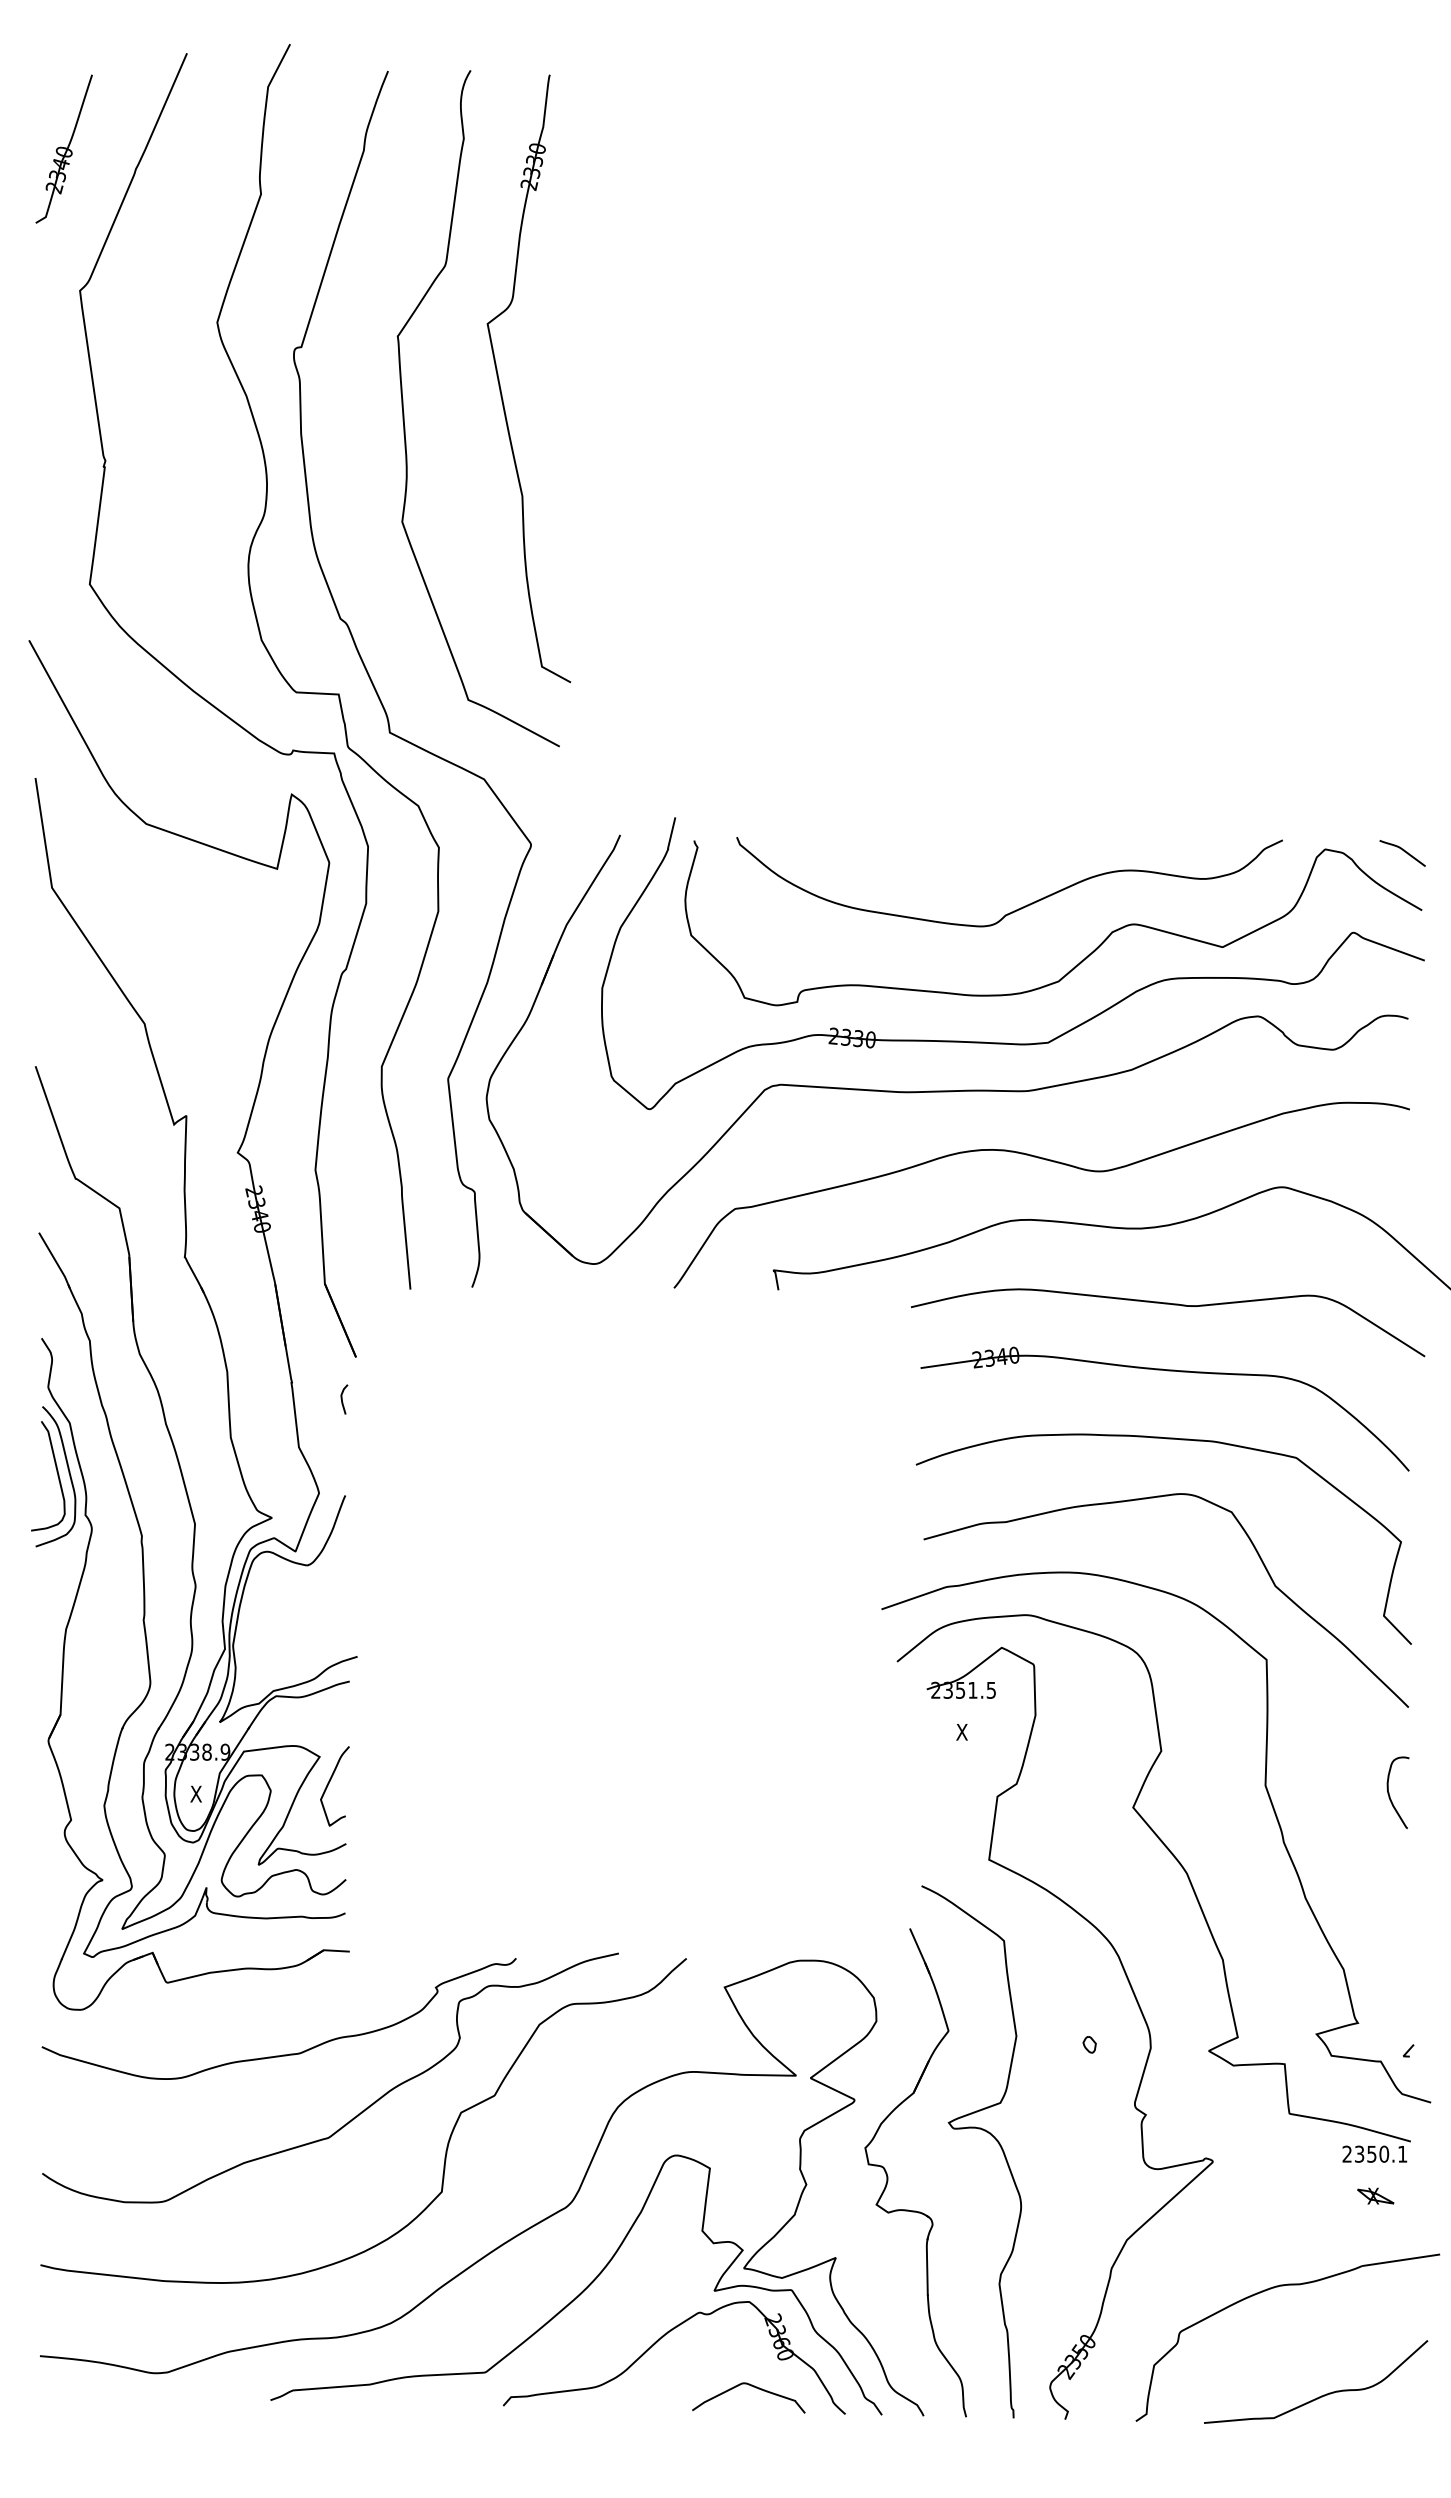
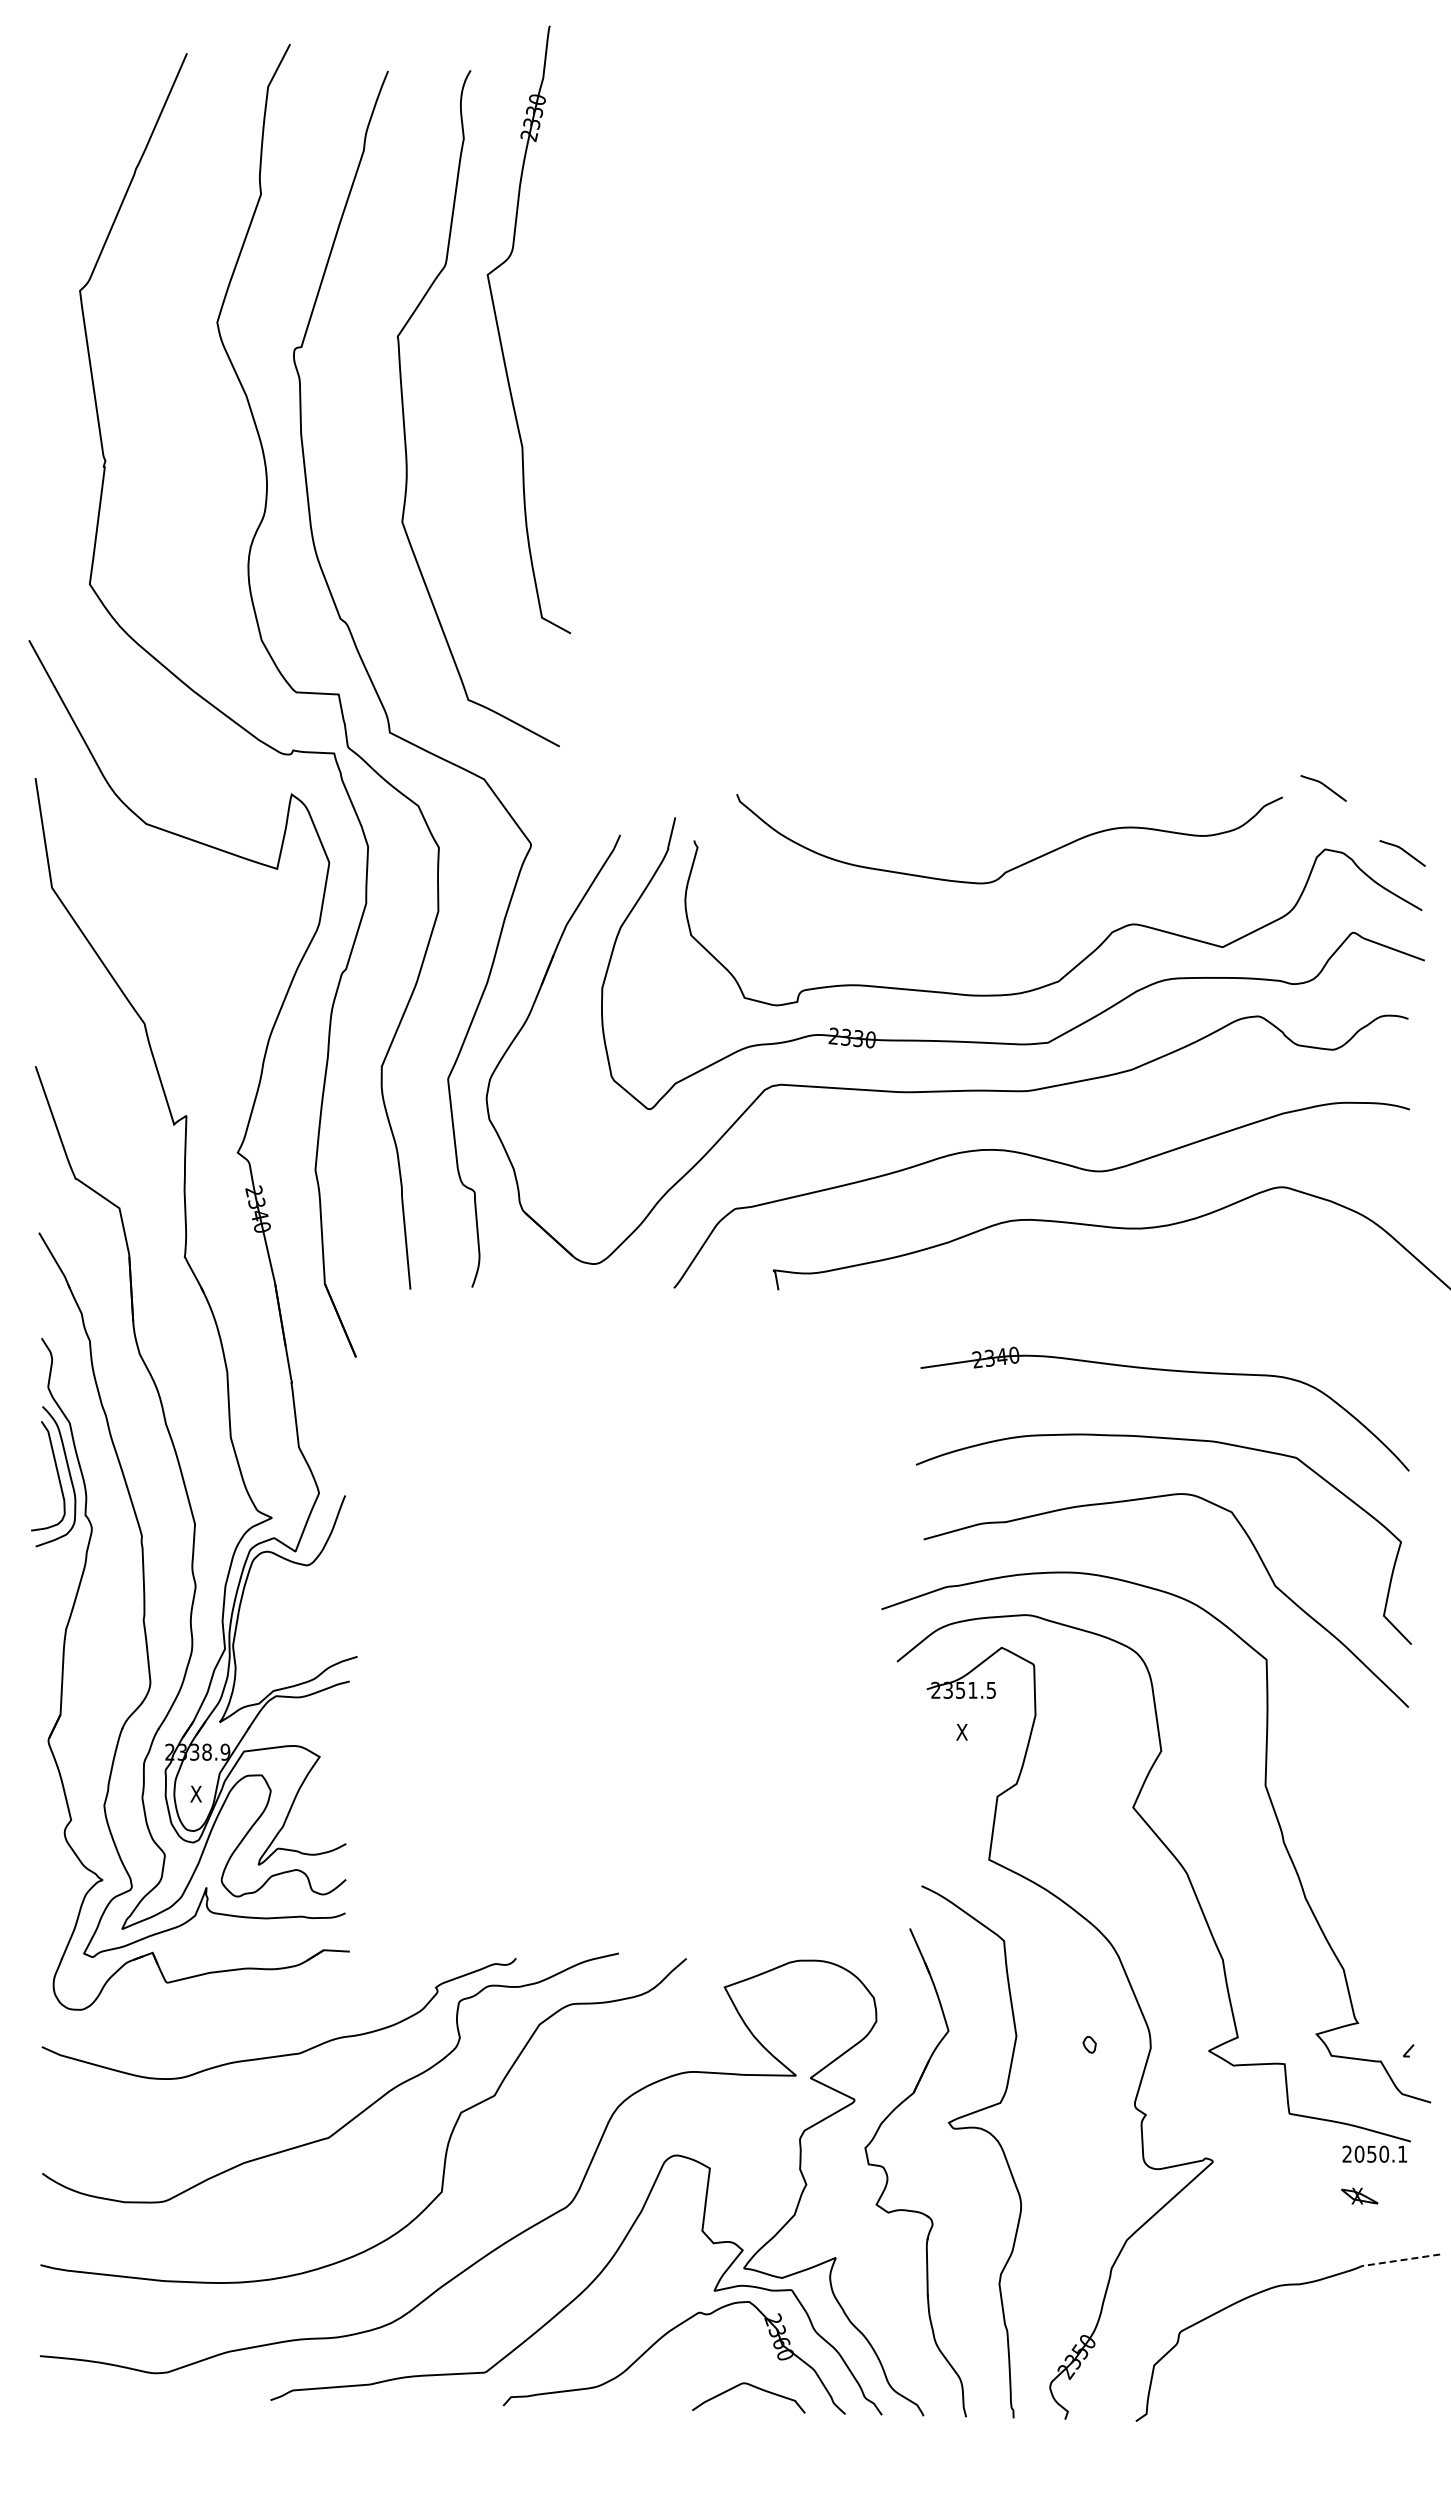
part: present -> none (63, 148)
part position: (500, 383) -> (500, 334) (500, 334)
curve: none -> present (1324, 786)
curve position: (1022, 906) -> (1022, 863) (1022, 863)
curve: present -> none (1167, 1304)
curve: present -> none (342, 1399)
curve: present -> none (329, 1783)
curve: present -> none (1389, 1792)
text: 2350.1 -> 2050.1 (1359, 2153)
part position: (1375, 2195) -> (1359, 2195) (1359, 2195)
line: solid -> dashed (1400, 2260)
curve: present -> none (1323, 2394)
